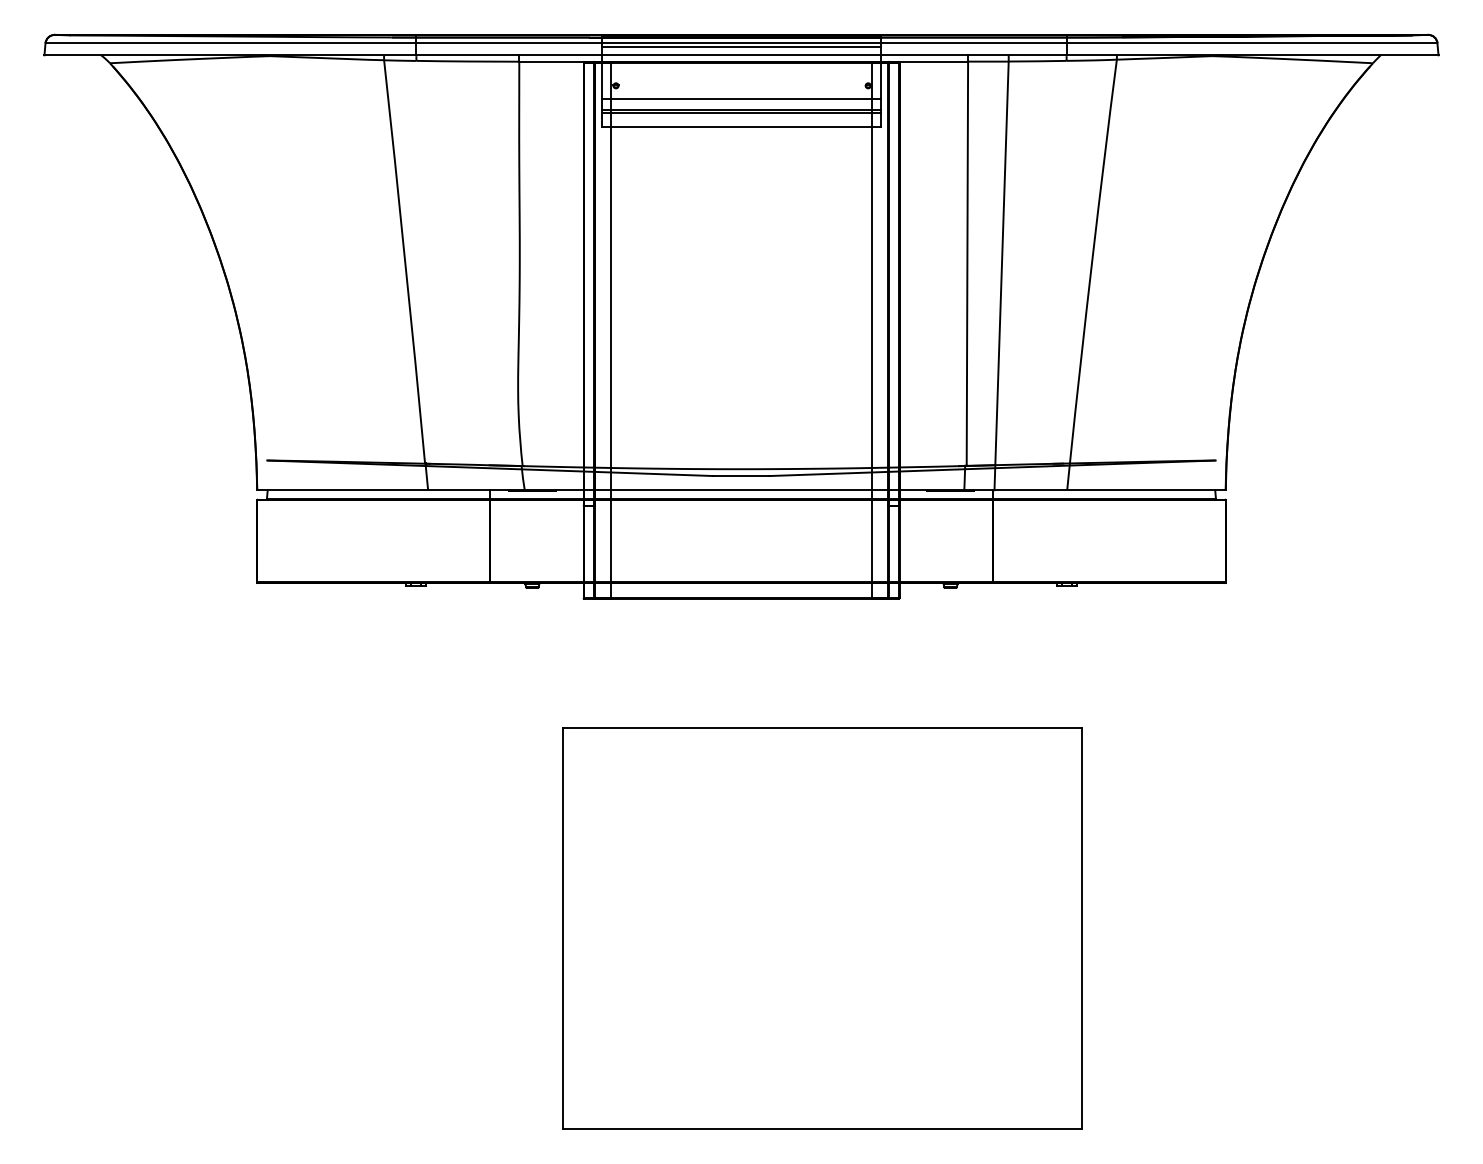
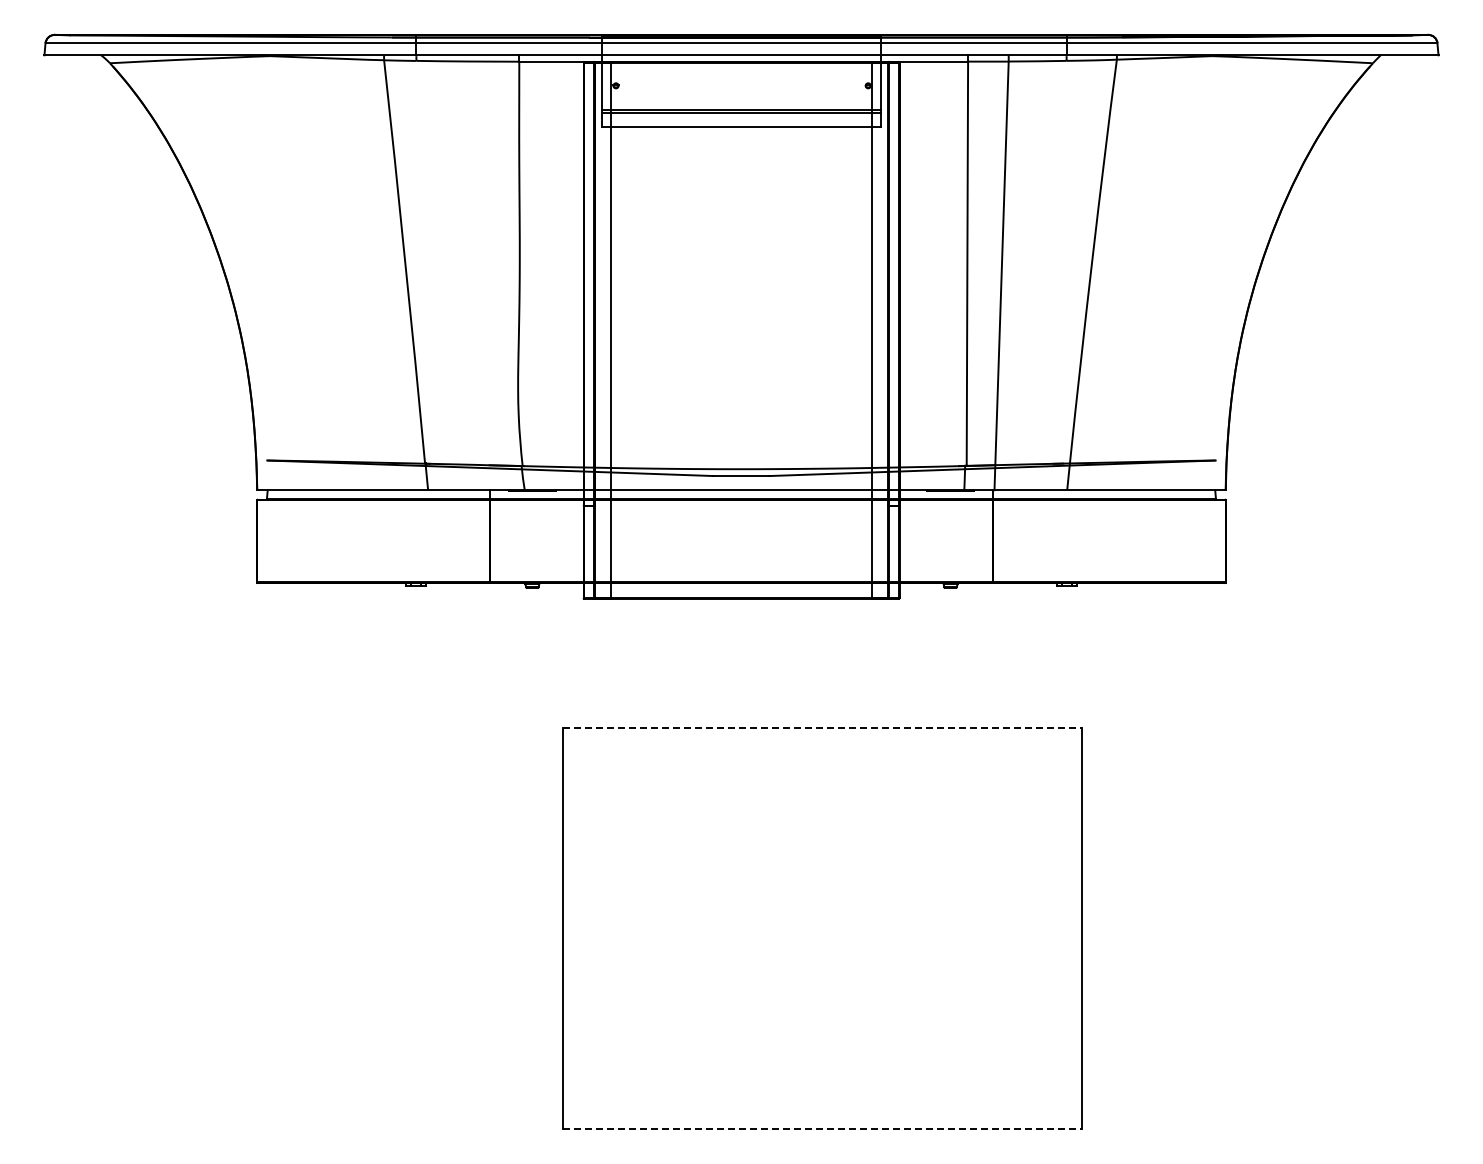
line: present -> none (741, 46)
line: present -> none (741, 98)
line: solid -> dashed (822, 727)
line: solid -> dashed (822, 1129)
